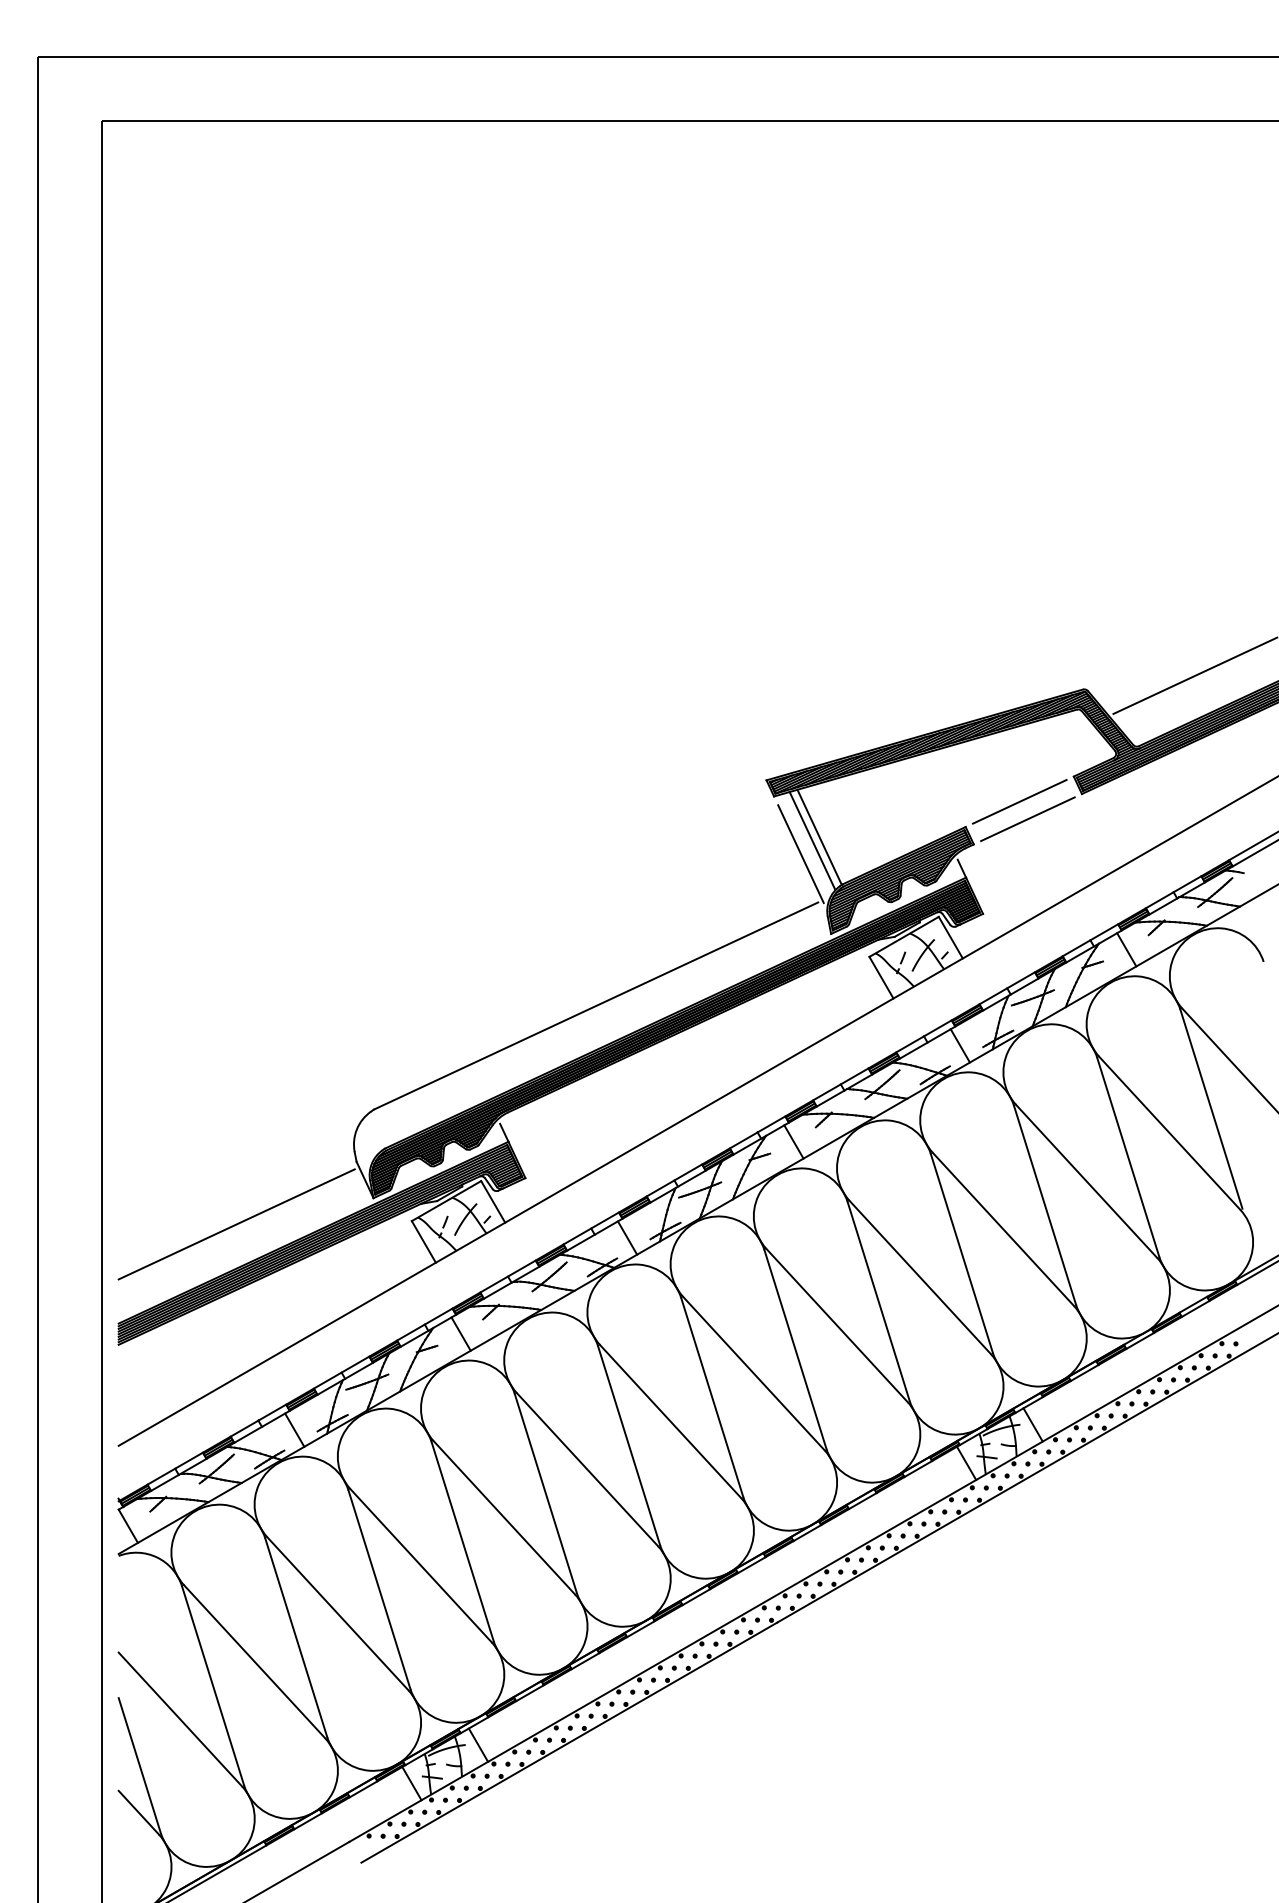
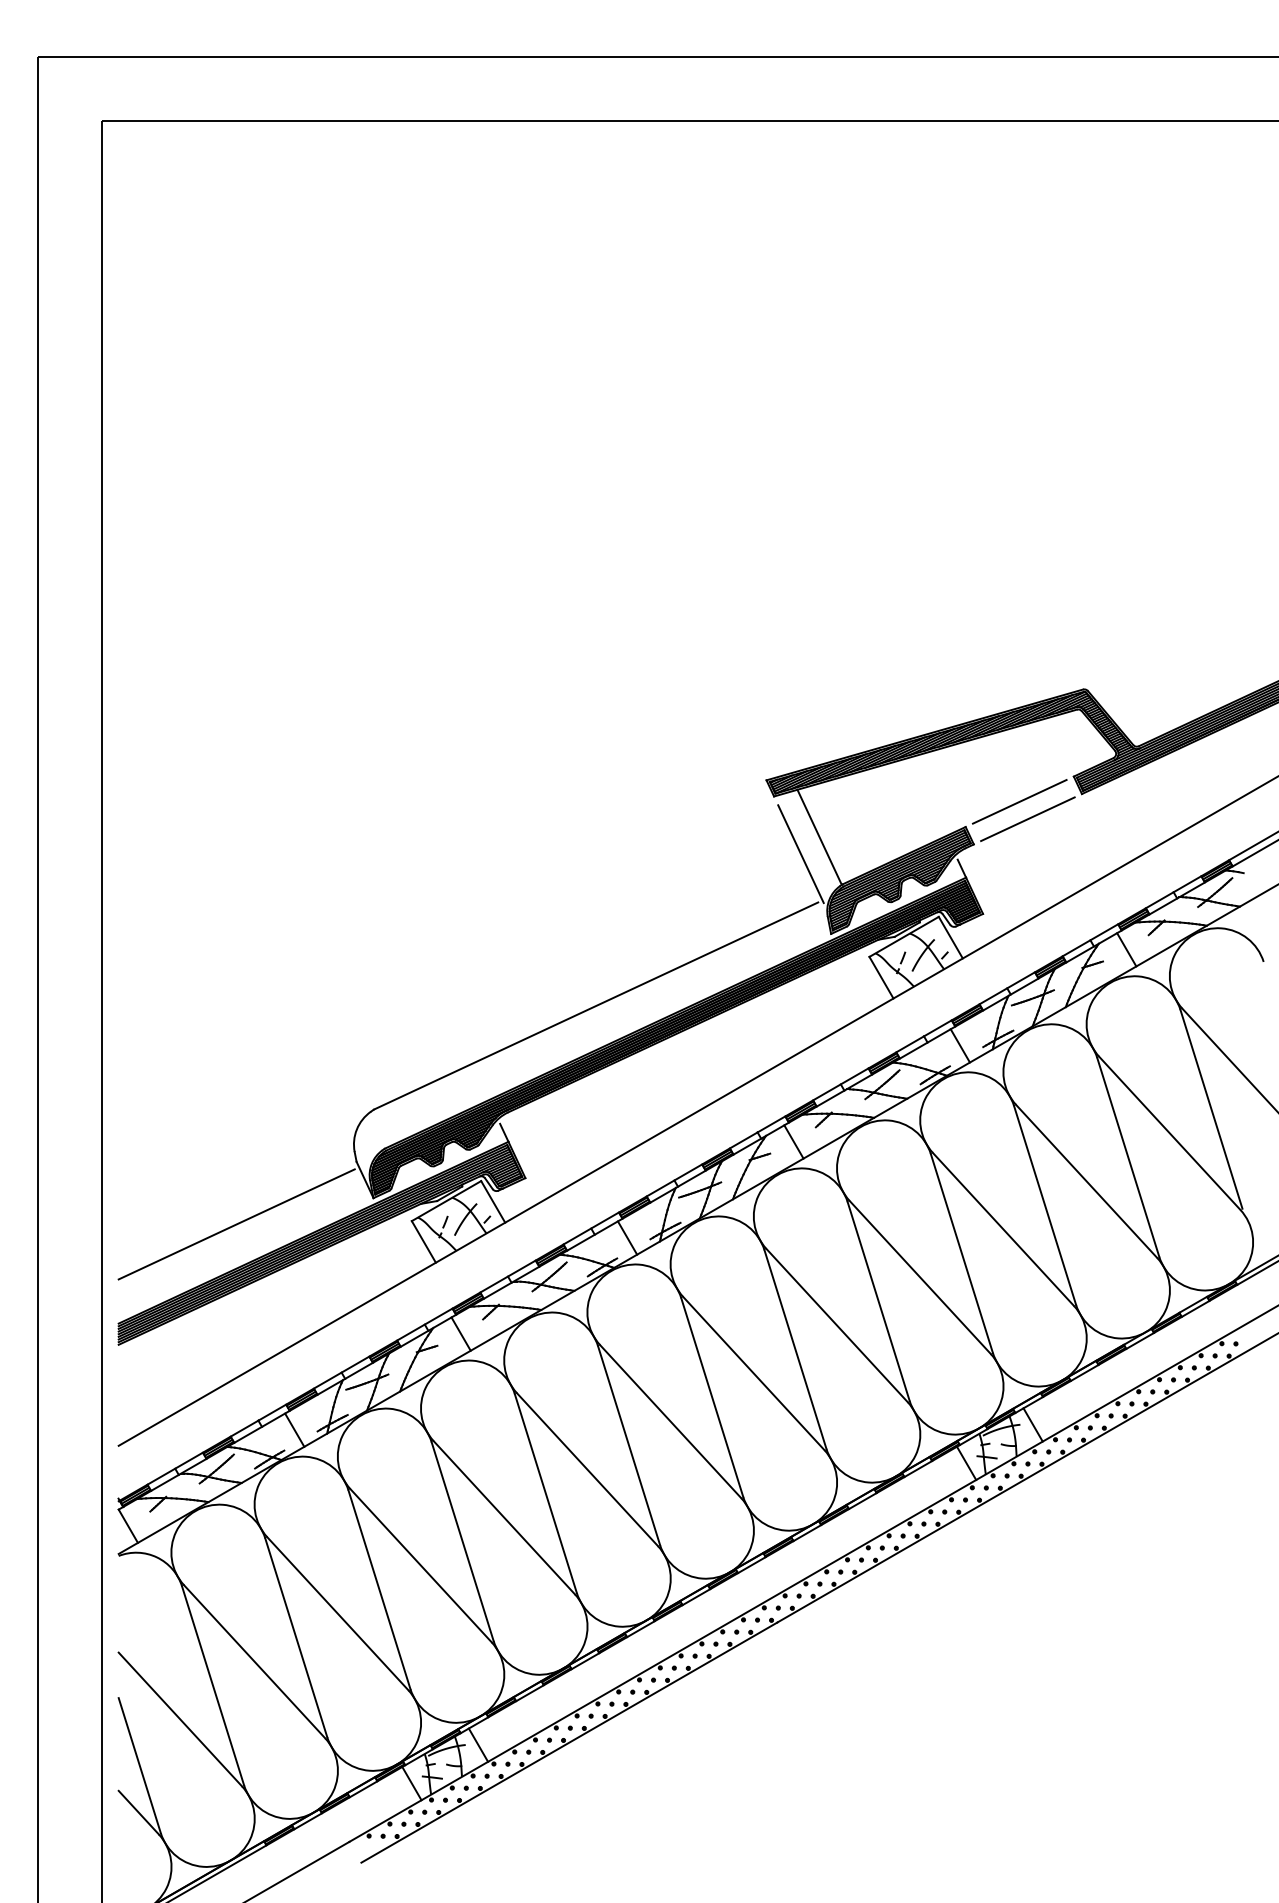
line: present -> none (1194, 675)
line: present -> none (811, 840)
